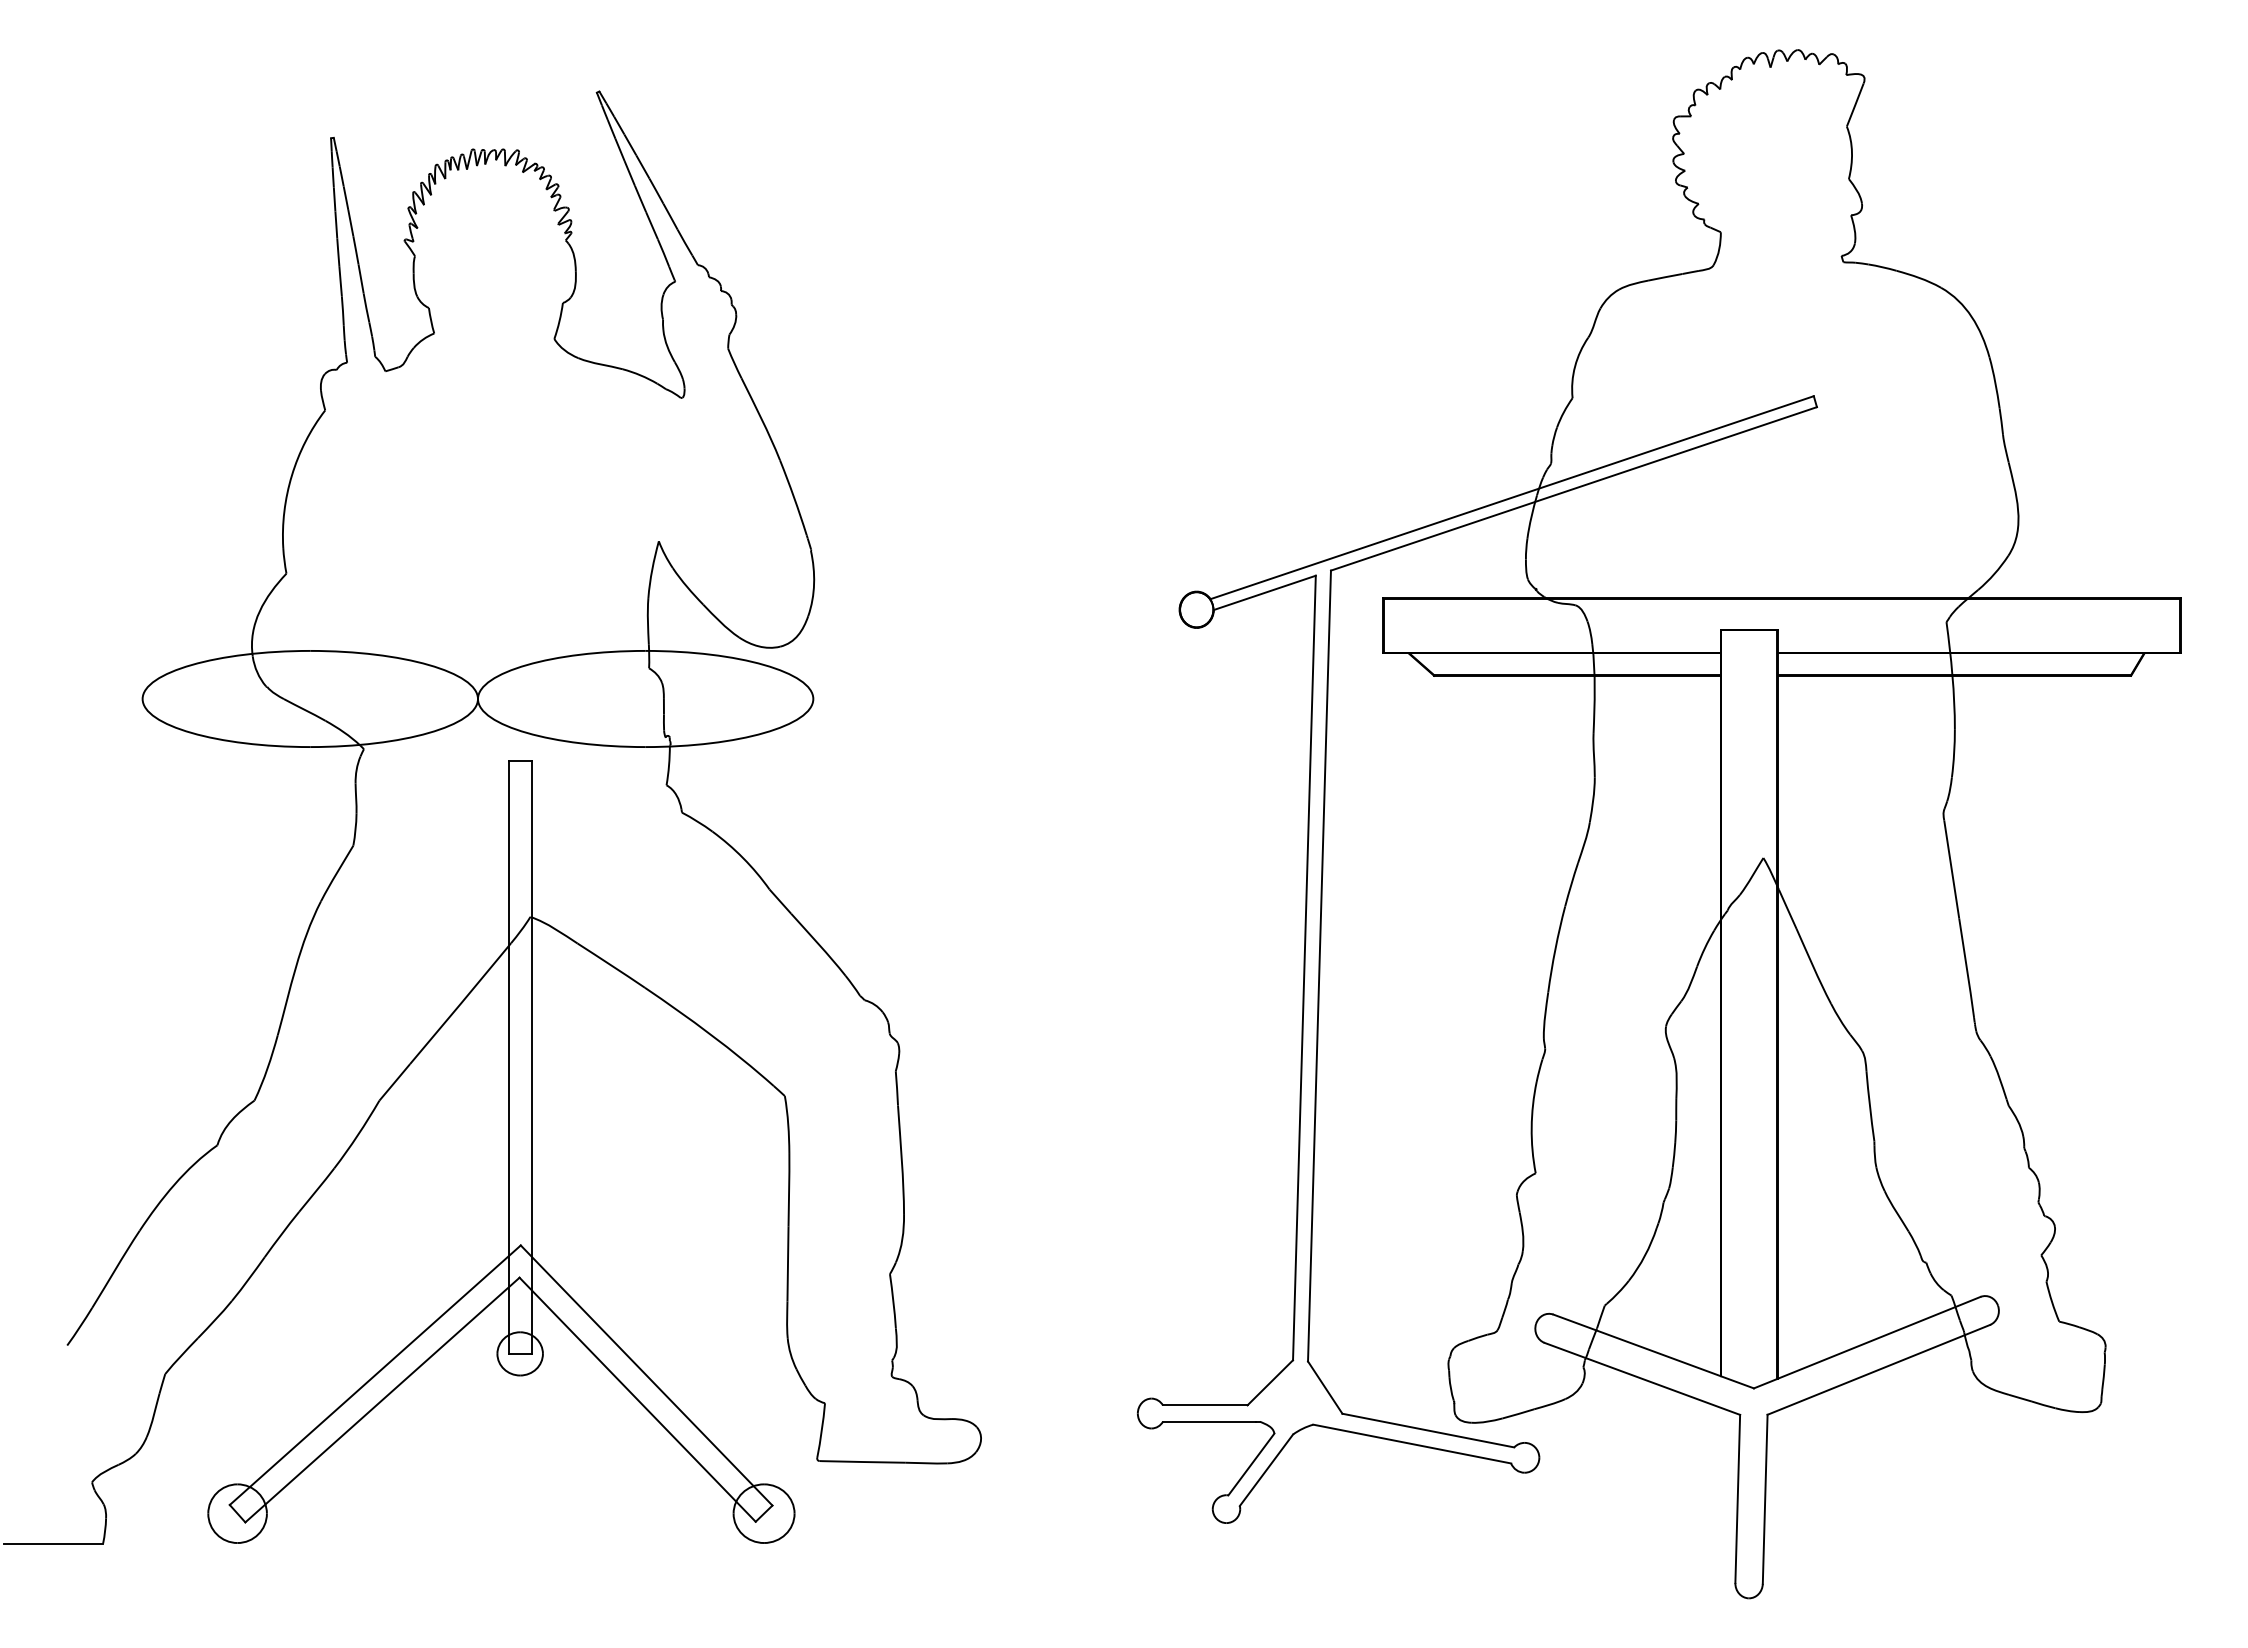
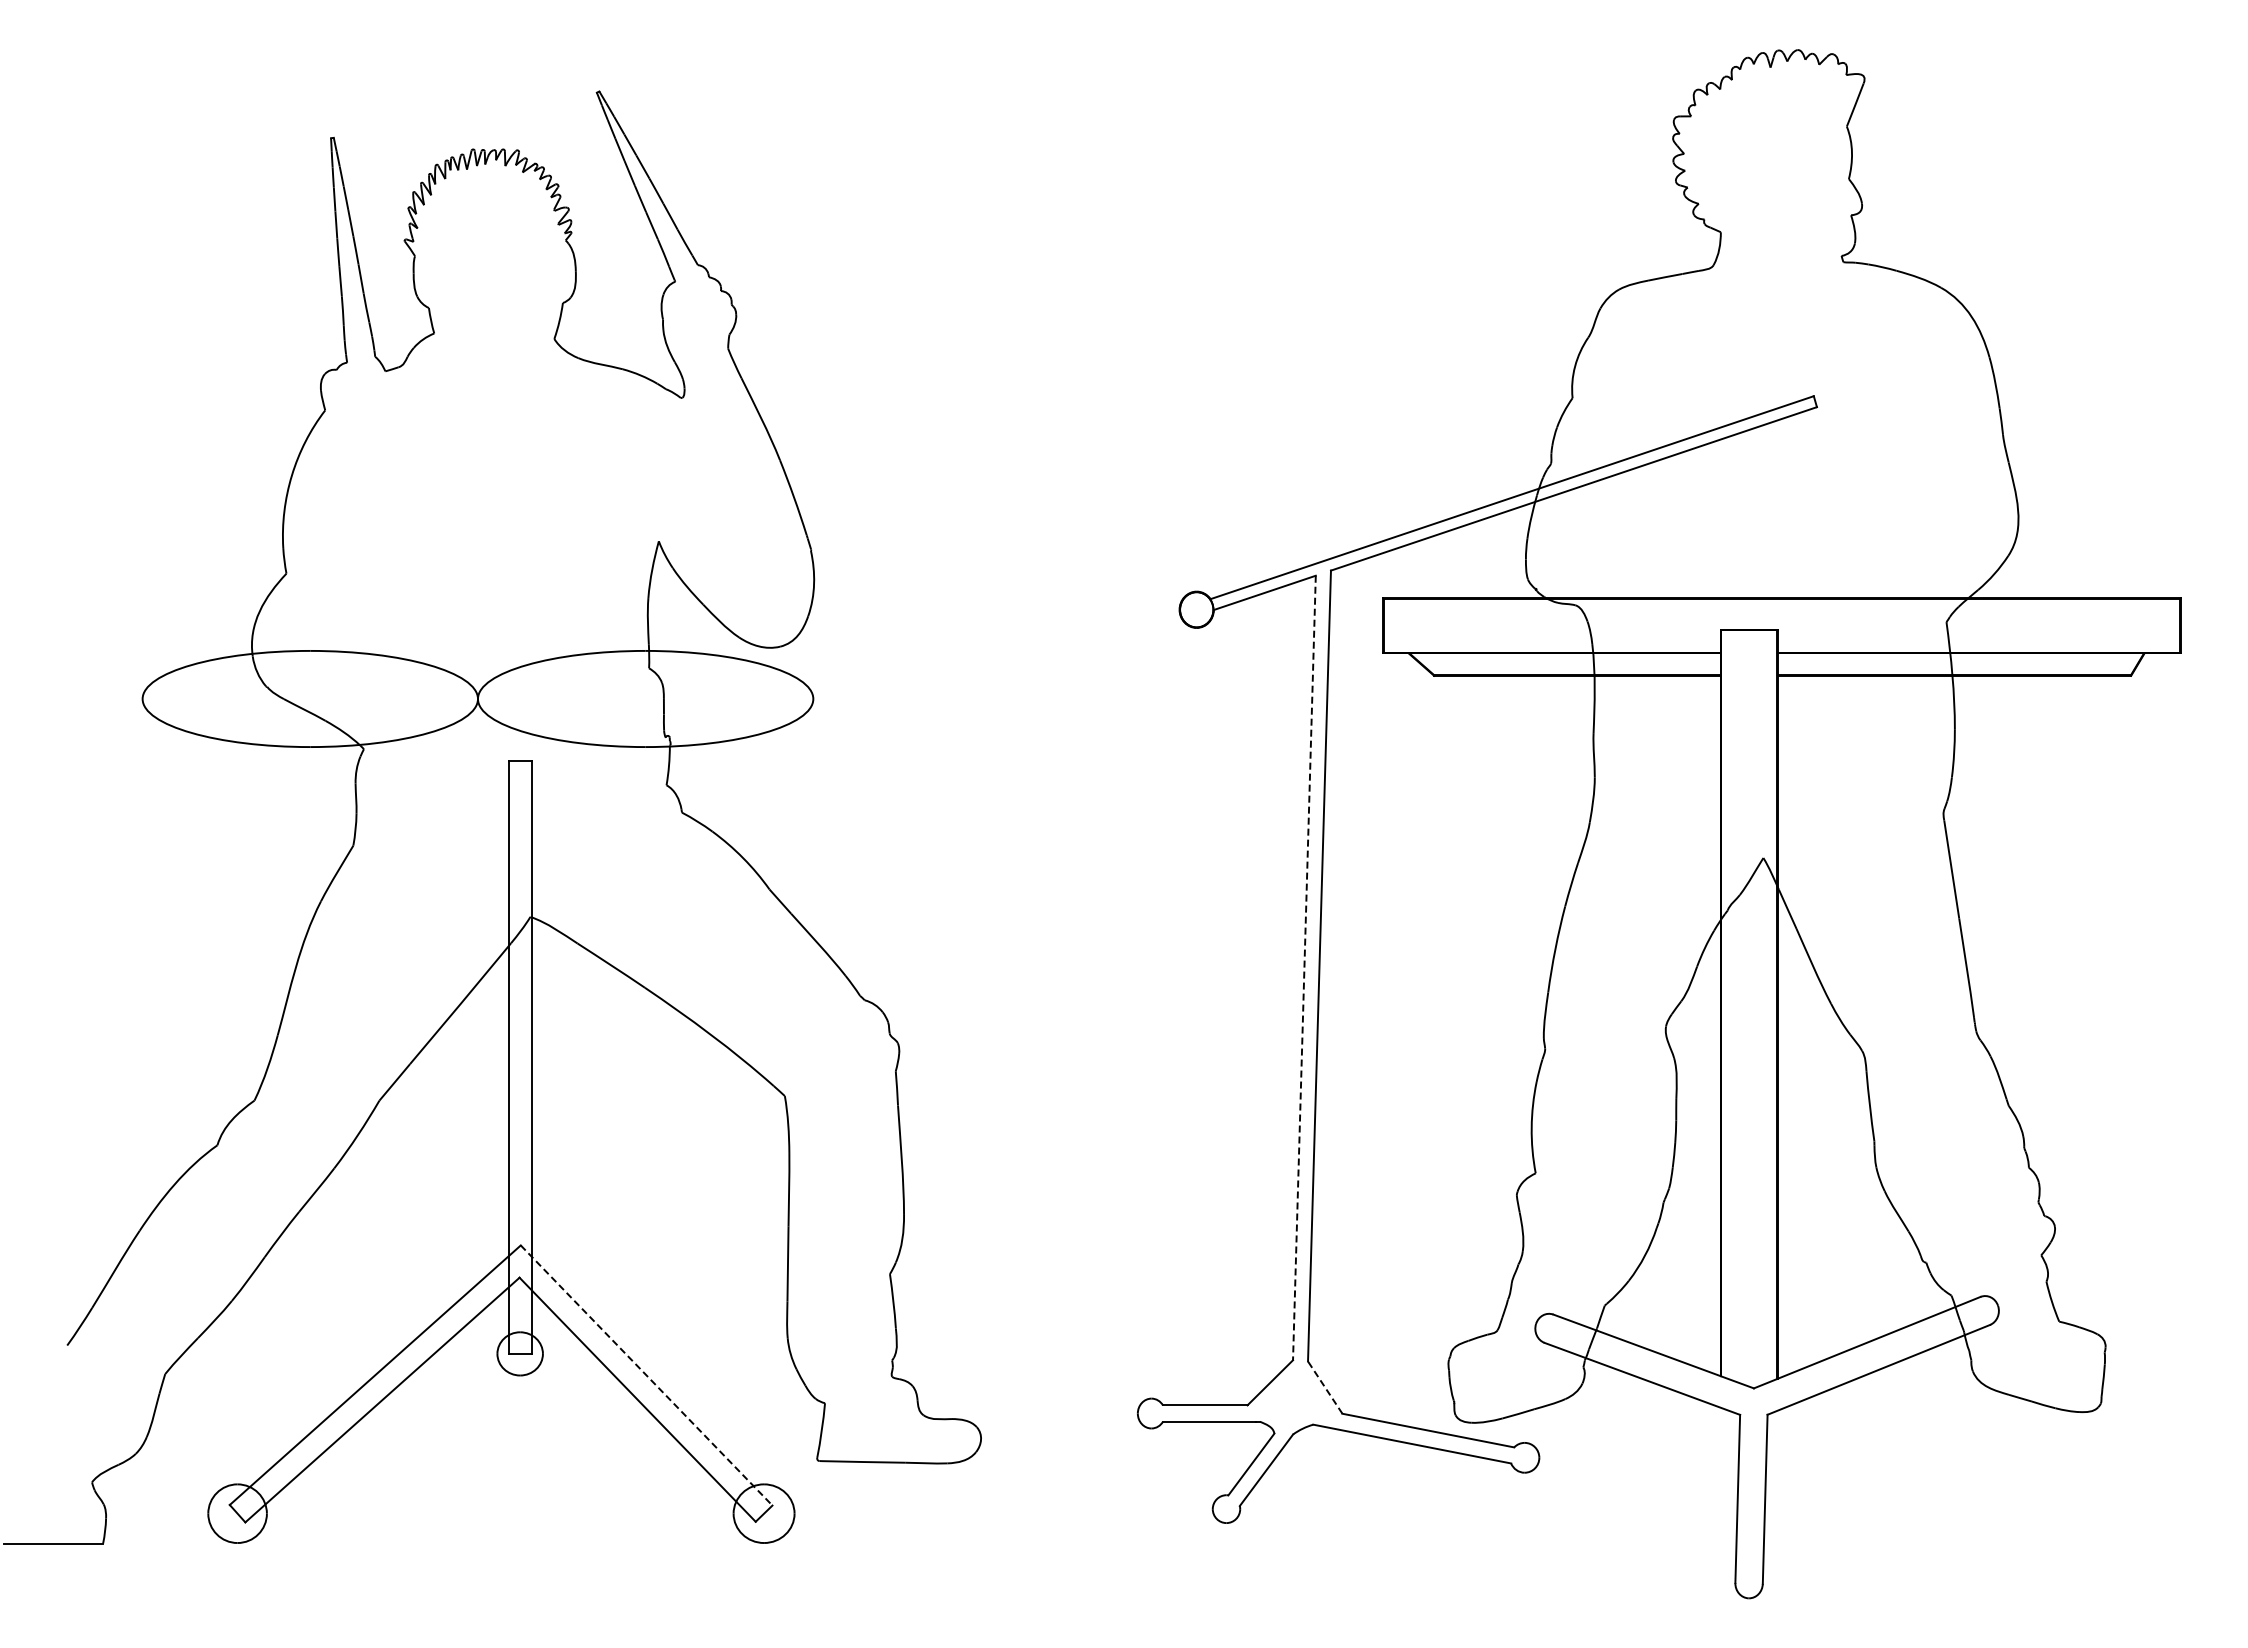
line: solid -> dashed (1304, 968)
line: solid -> dashed (646, 1375)
line: solid -> dashed (1324, 1387)
